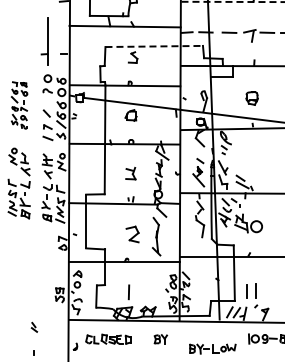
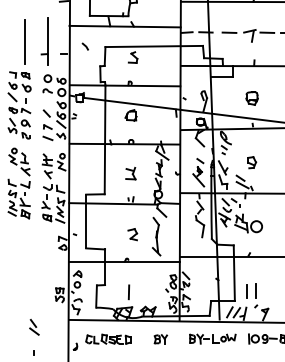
line: dashed -> solid (233, 1)
line: none -> present (25, 41)
part: none -> present (84, 46)
line: dashed -> solid (154, 46)
part size: 19x49 px -> 25x69 px (19, 105)
part: none -> present (252, 162)
part size: 15x19 px -> 12x14 px (132, 234)
part size: 9x12 px -> 11x17 px (34, 327)
part position: (212, 348) -> (212, 338) (212, 338)
